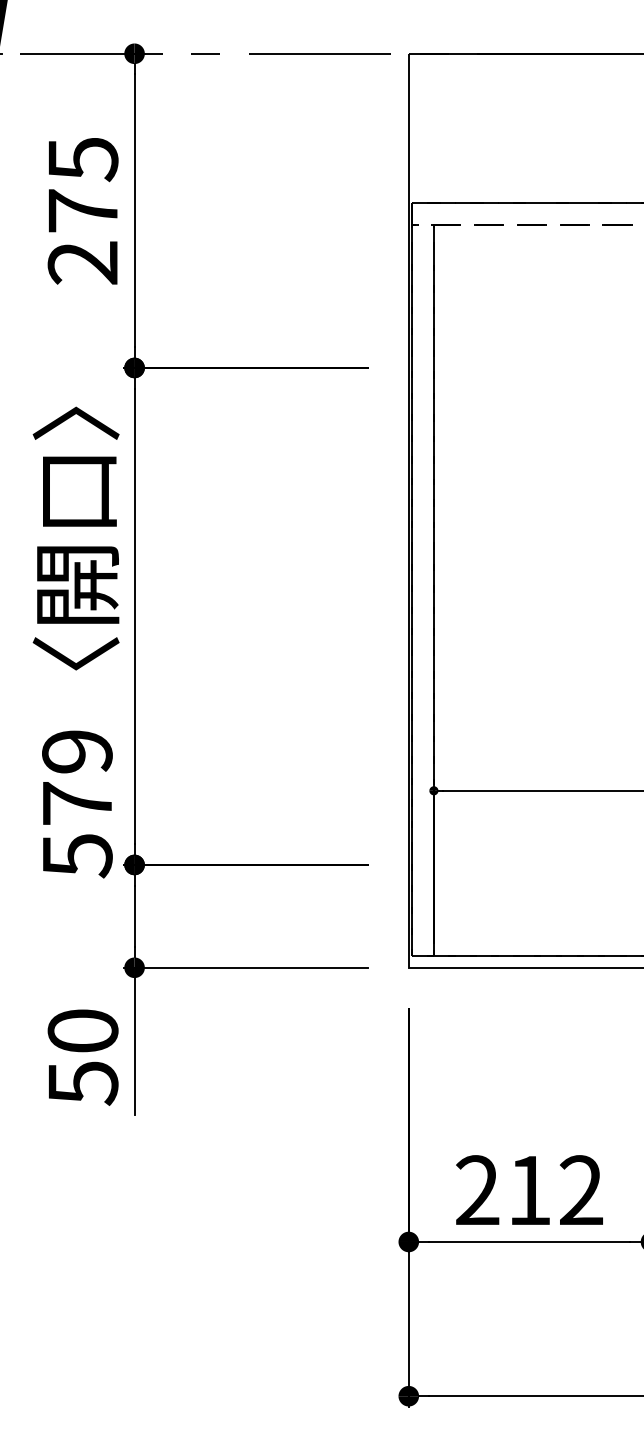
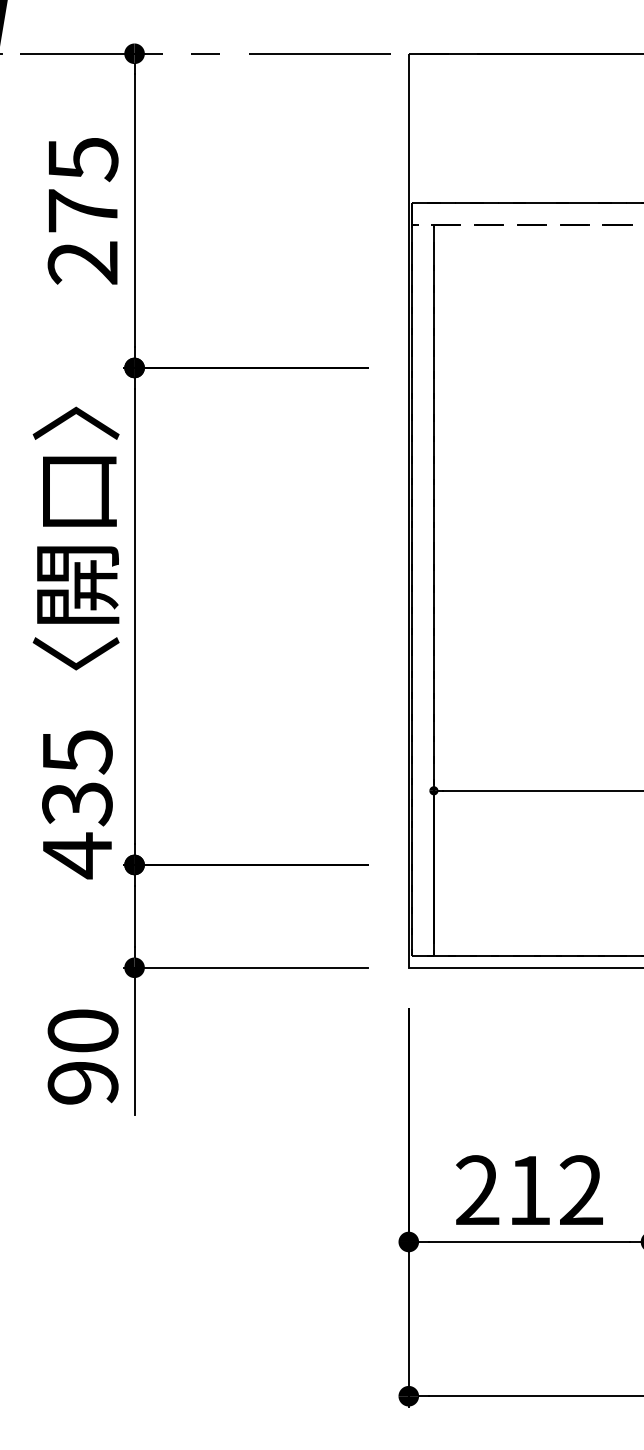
text: 579 -> 435 (77, 804)
text: 50 -> 90 (82, 1083)
